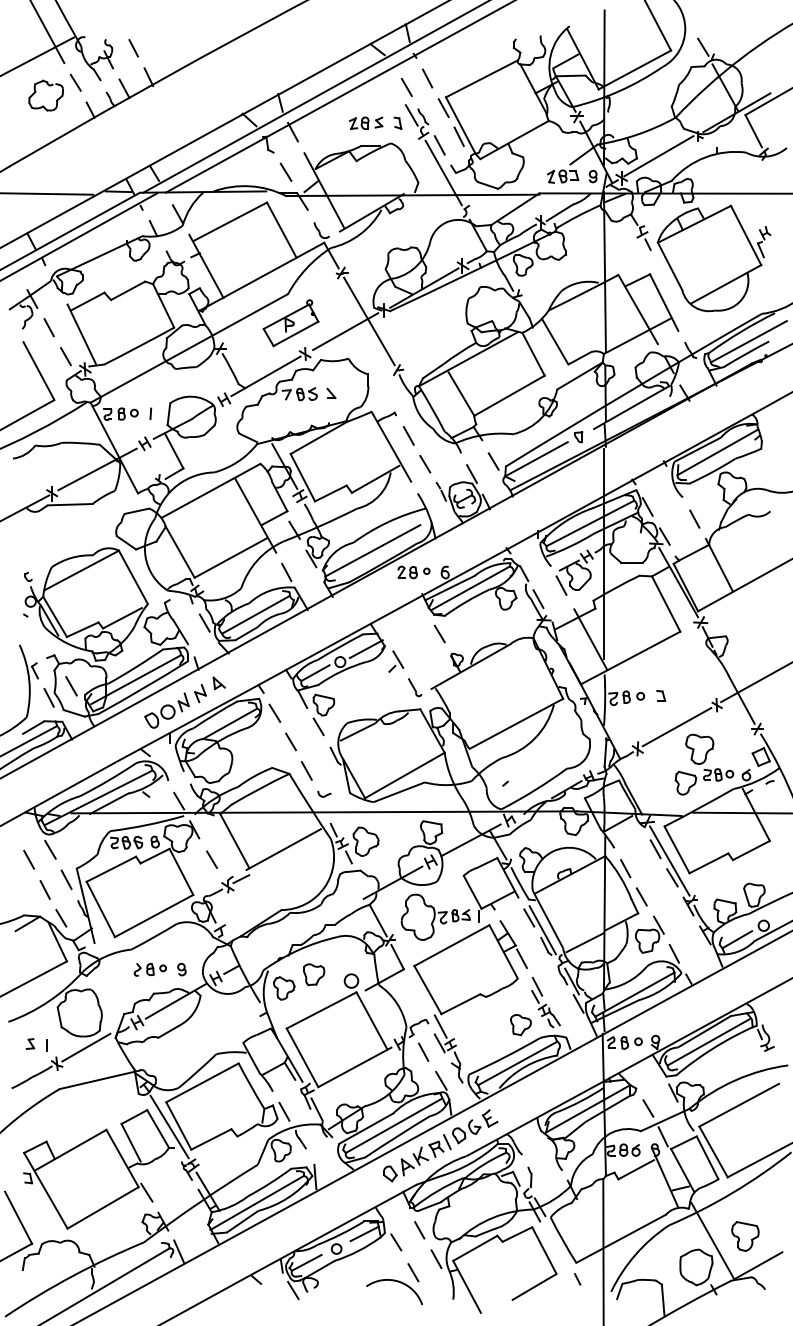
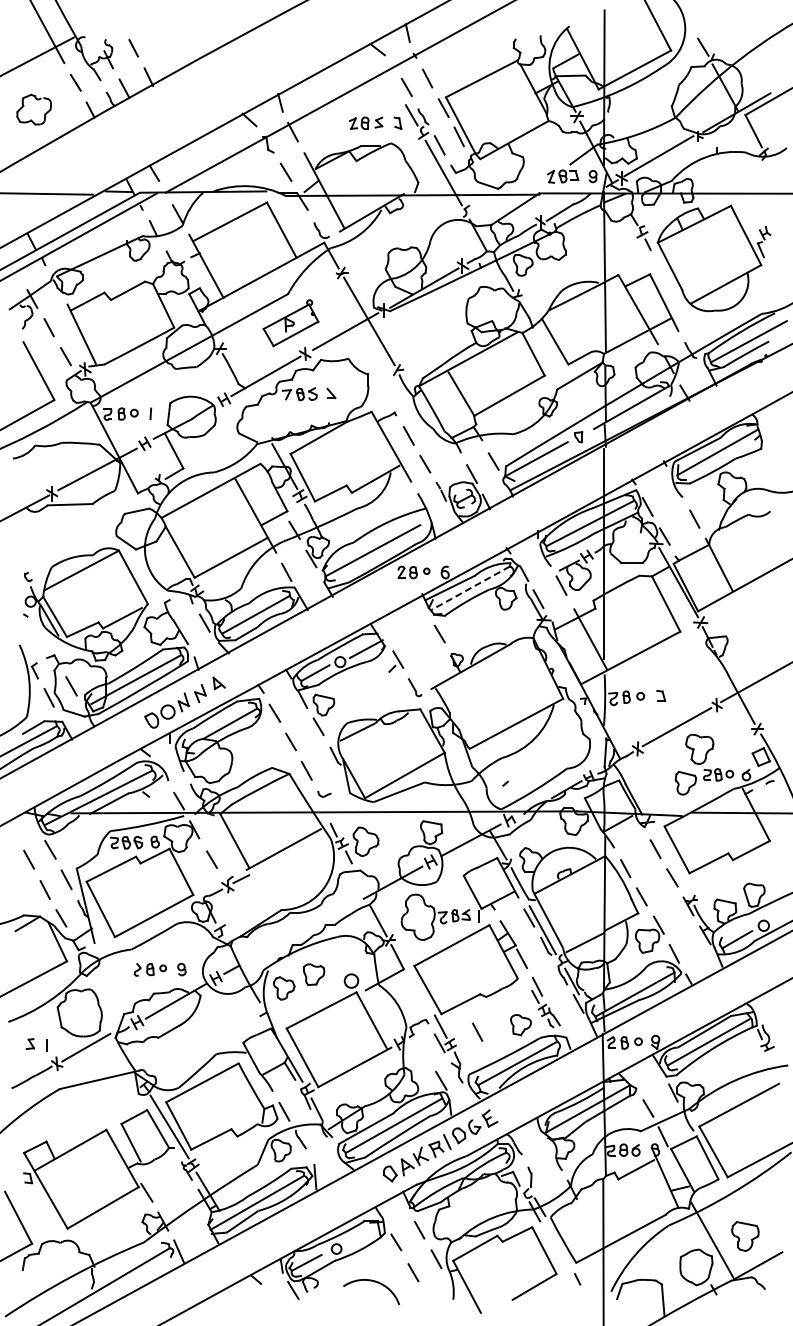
part position: (36, 92) -> (24, 106) (24, 106)
line: present -> none (314, 97)
line: solid -> dashed (470, 588)
line: present -> none (669, 860)
line position: (423, 1051) -> (477, 1031) (477, 1031)
line: present -> none (364, 1233)
arc position: (397, 1282) -> (374, 1282) (374, 1282)
